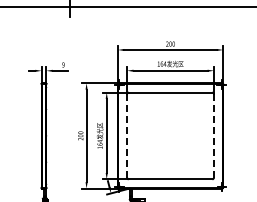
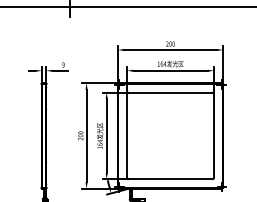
line: dashed -> solid (127, 135)
line: dashed -> solid (213, 135)
